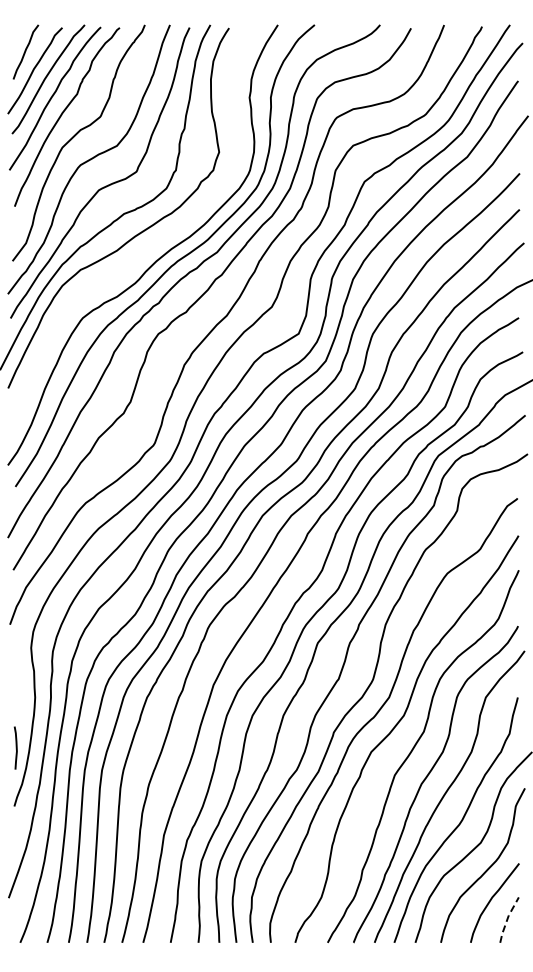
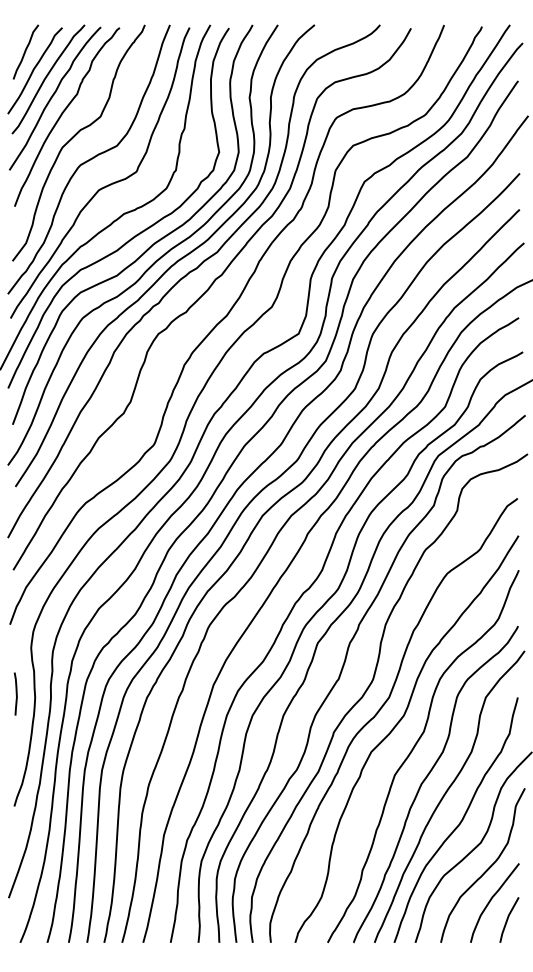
curve: none -> present (150, 245)
curve position: (15, 747) -> (15, 693) (15, 693)
line: dashed -> solid (507, 919)
